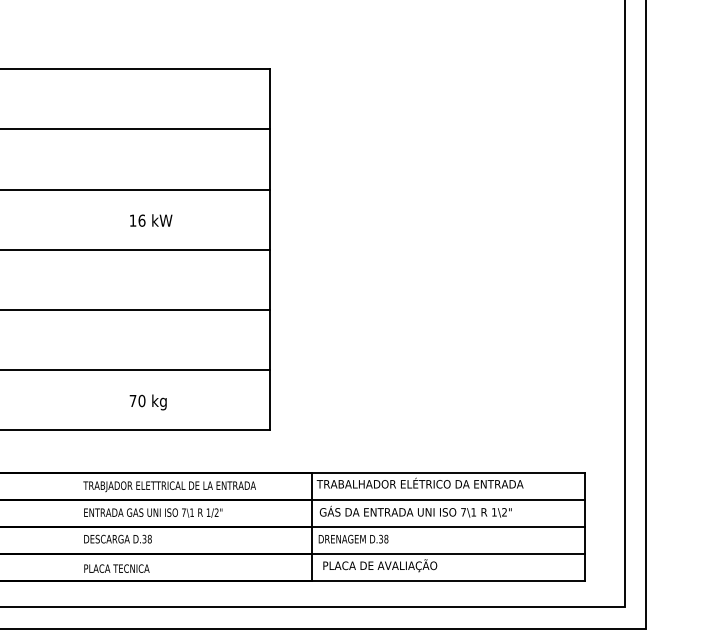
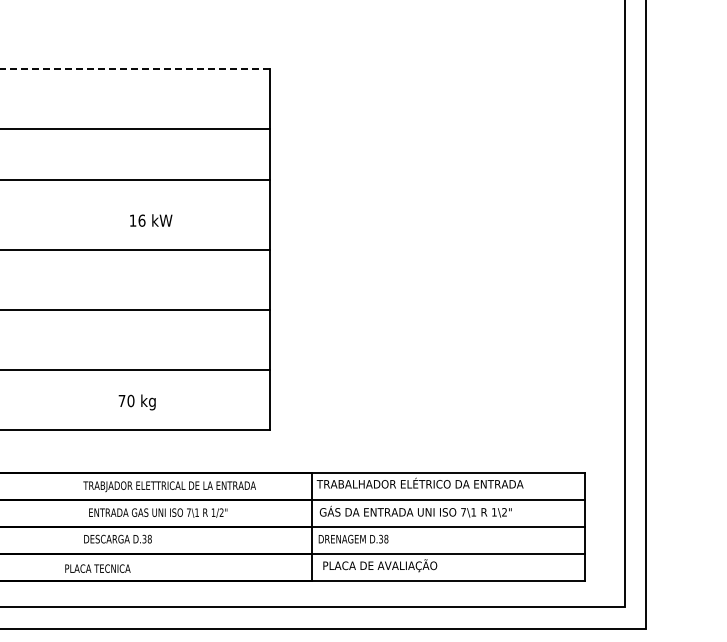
line: solid -> dashed (135, 69)
line position: (136, 189) -> (136, 179) (136, 179)
text position: (147, 402) -> (136, 402) (136, 402)
text position: (153, 512) -> (158, 512) (158, 512)
text position: (116, 568) -> (97, 568) (97, 568)
